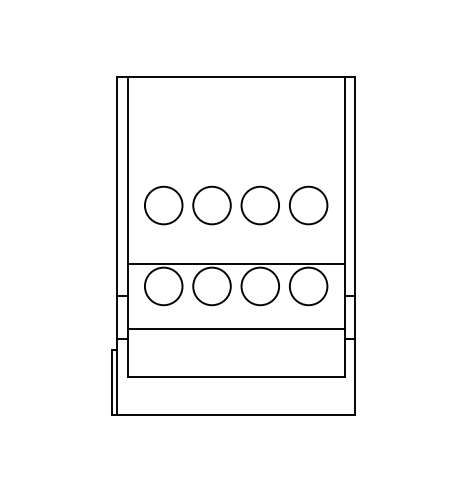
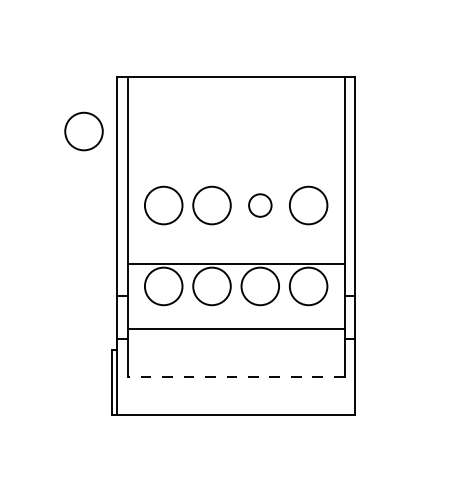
circle: none -> present (83, 131)
circle diameter: 38 px -> 23 px (260, 205)
line: solid -> dashed (235, 376)
